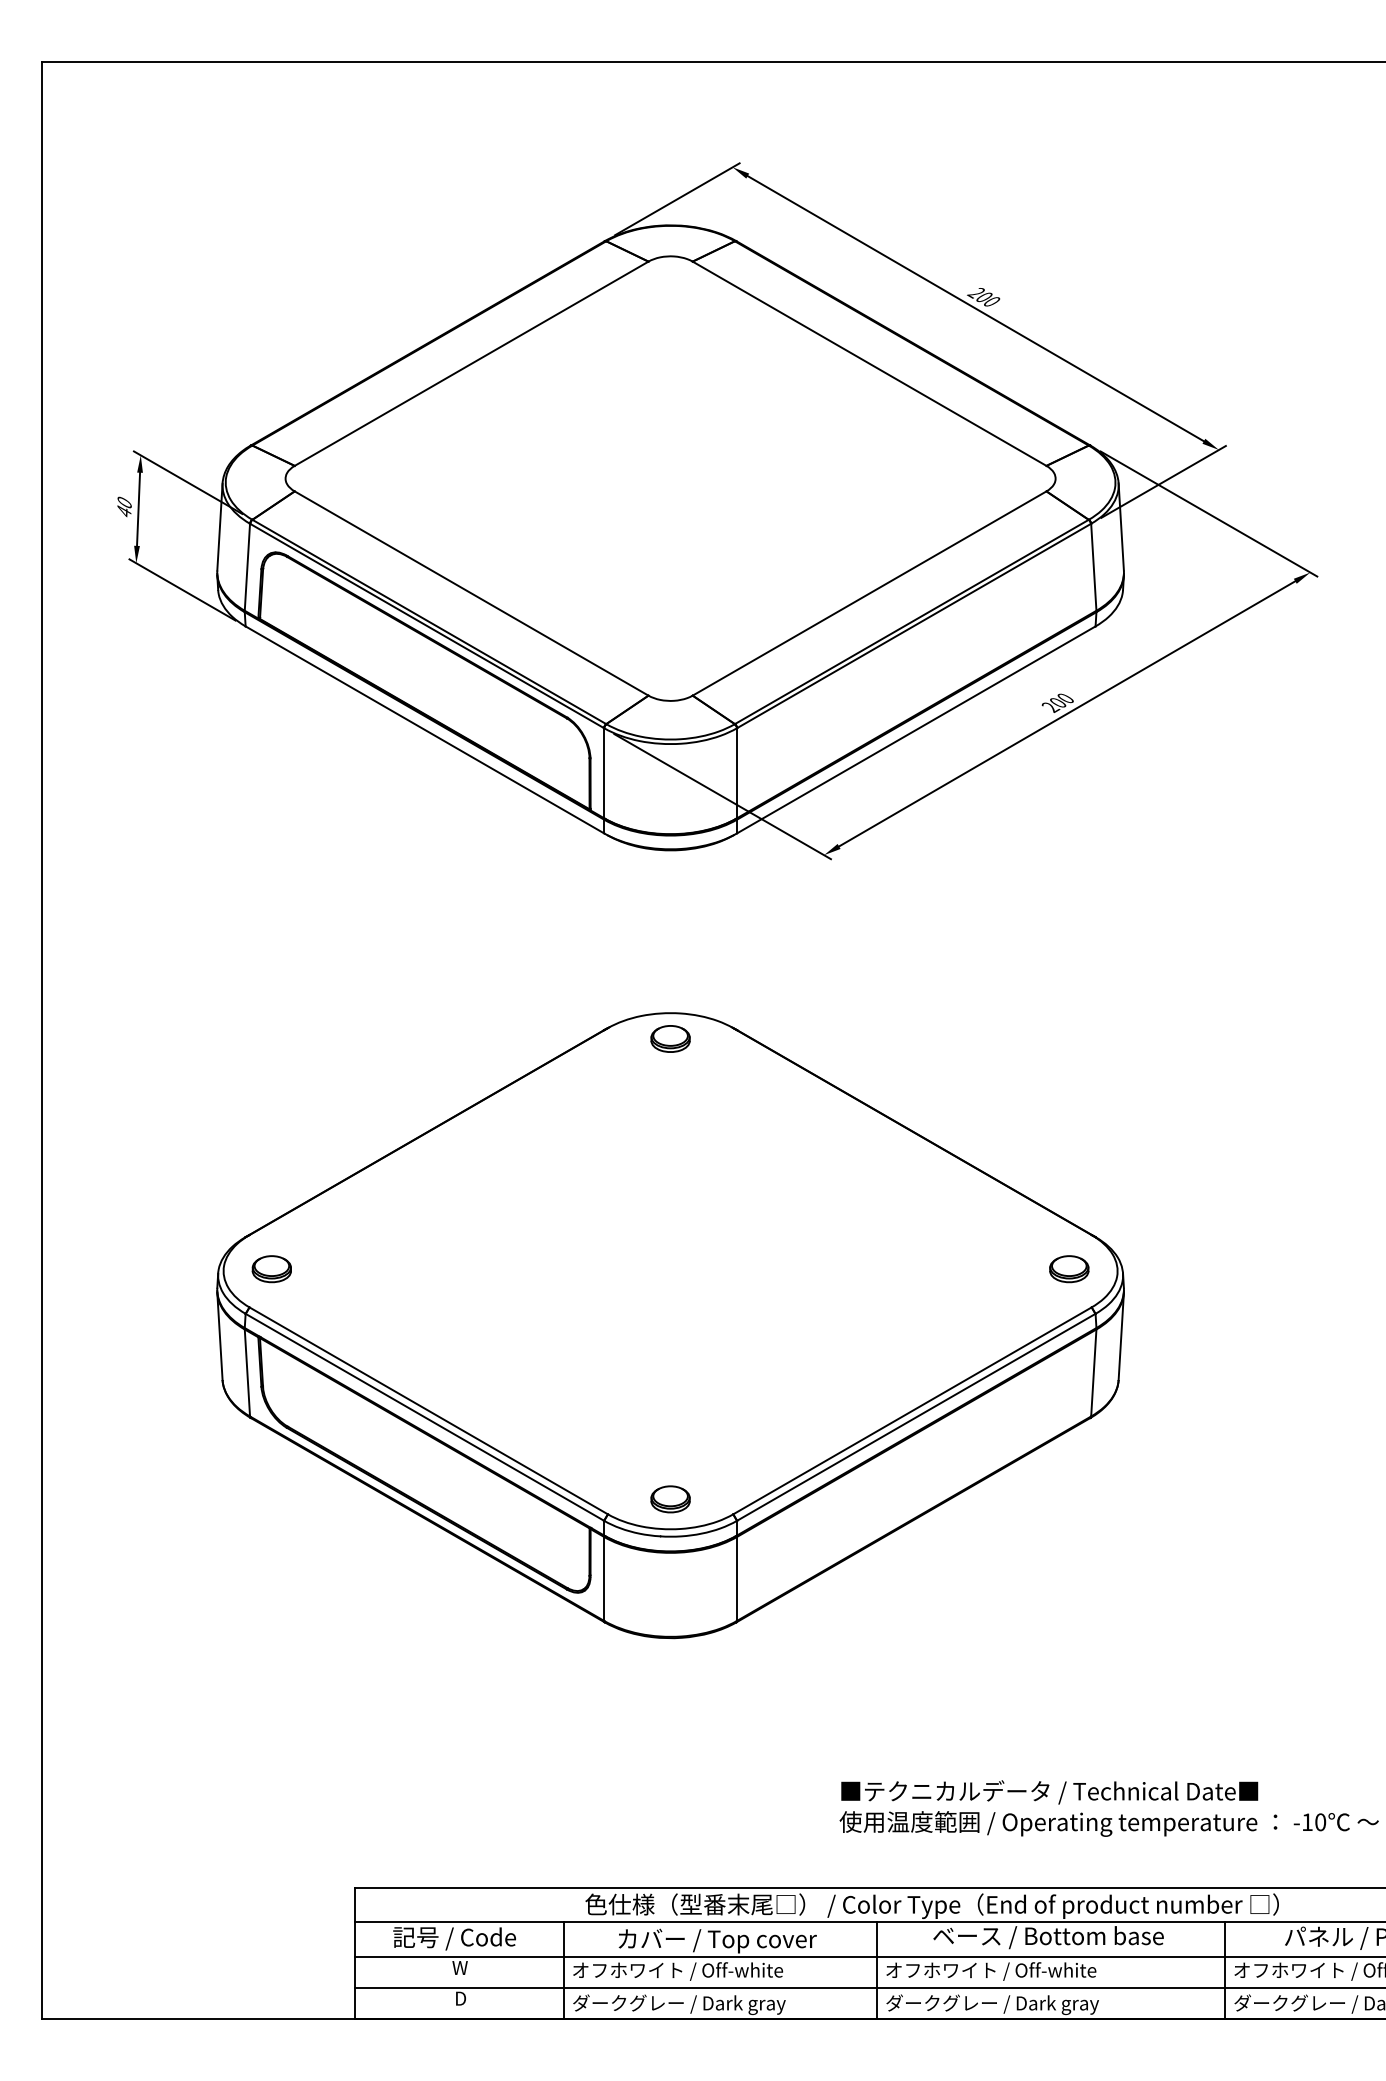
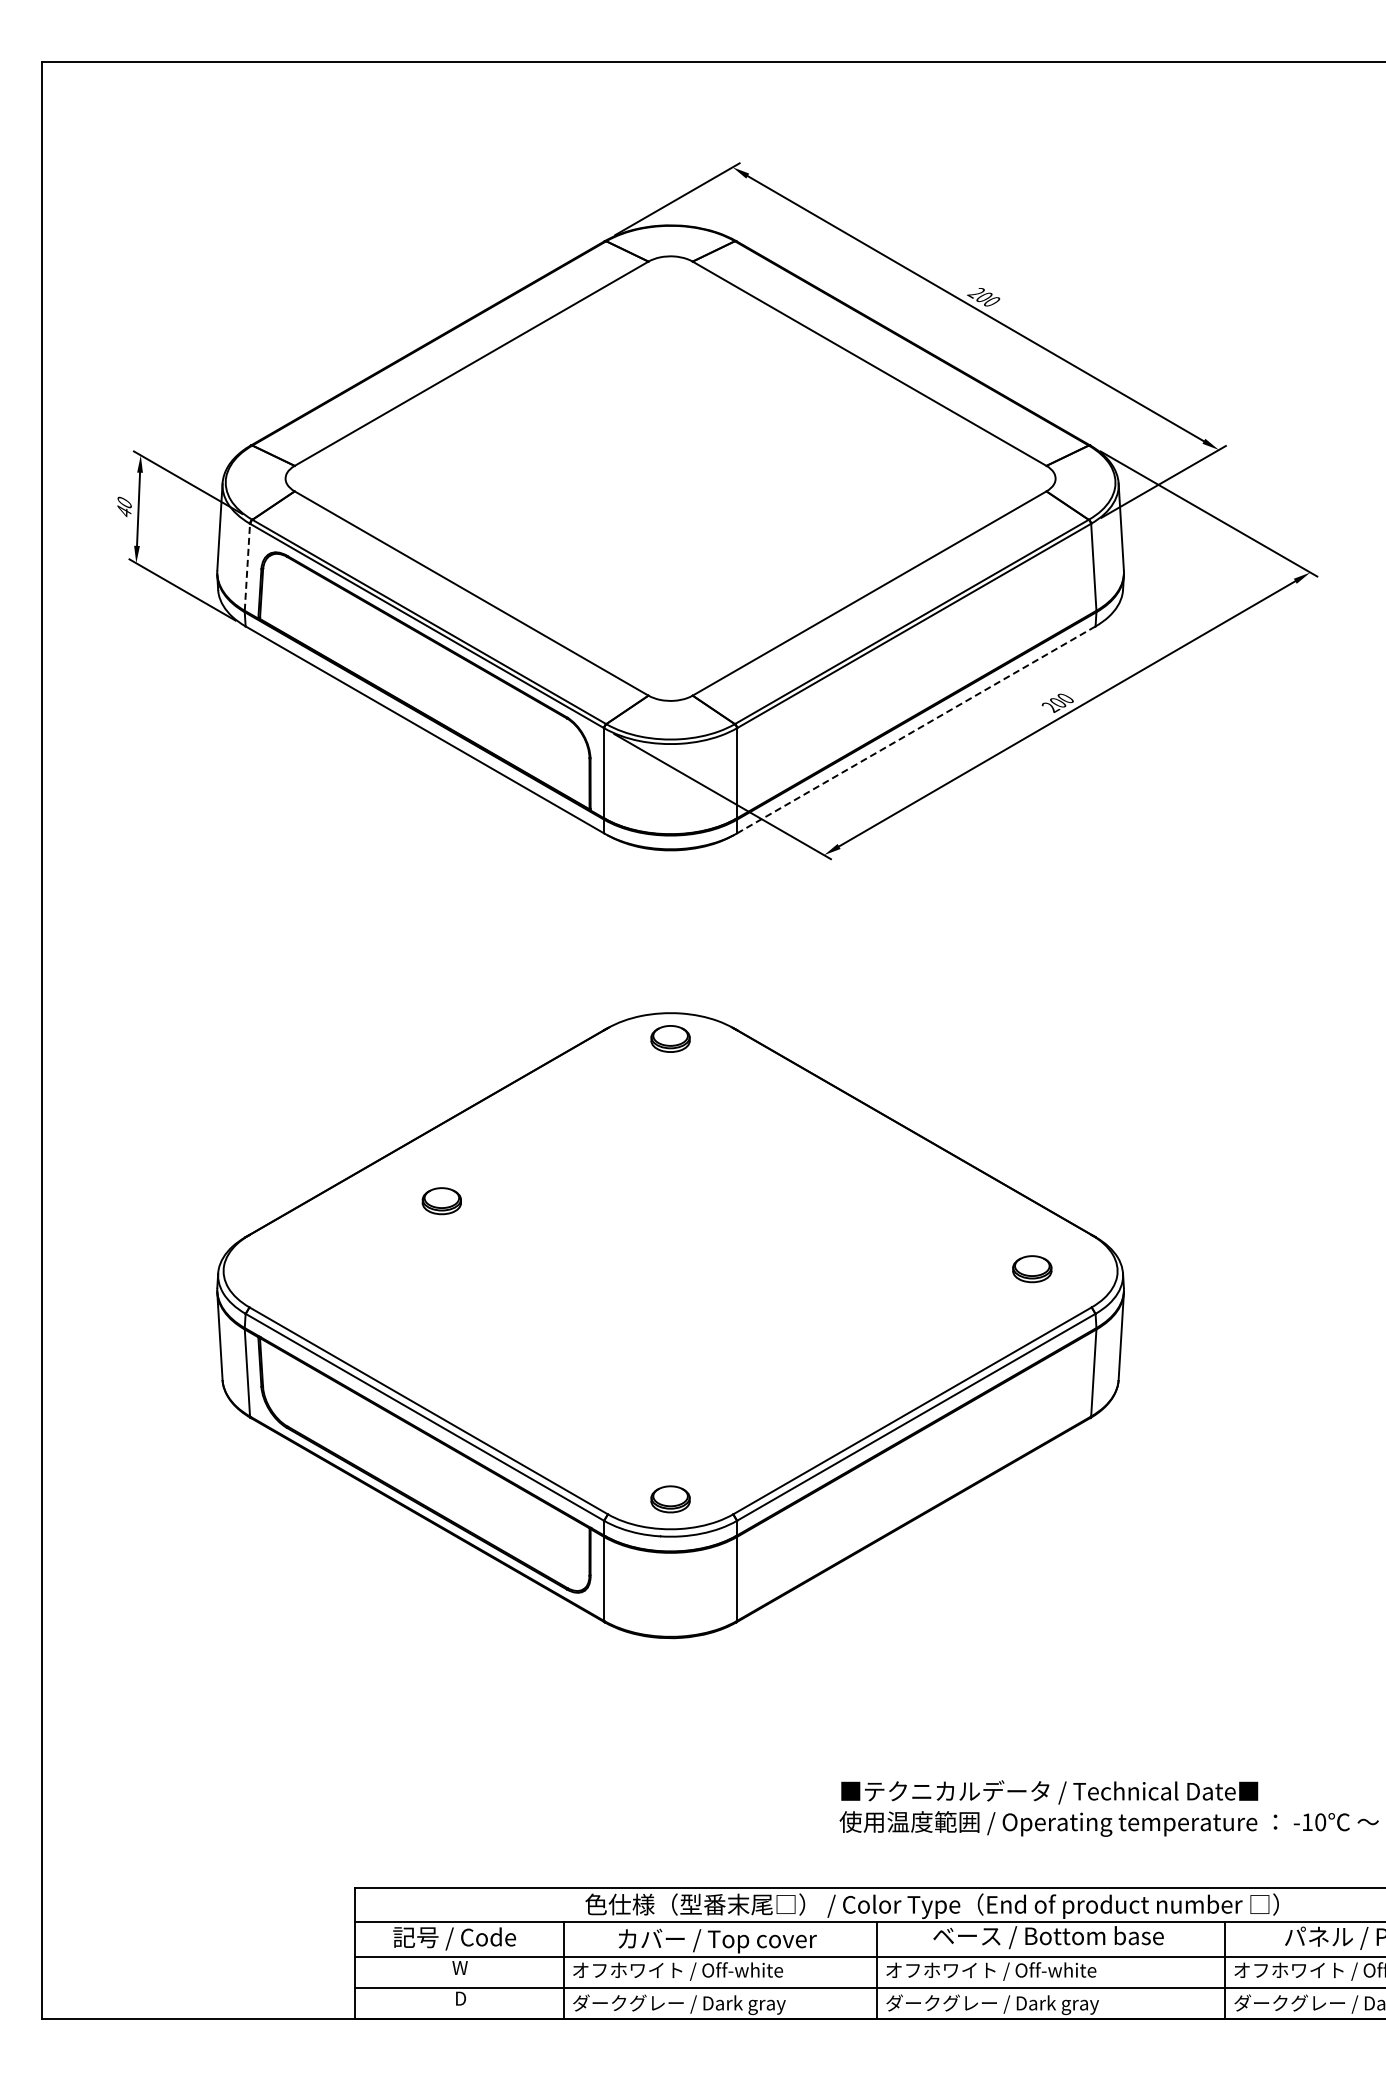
line: solid -> dashed (247, 567)
line: solid -> dashed (916, 729)
part position: (271, 1269) -> (441, 1201) (441, 1201)
part position: (1069, 1269) -> (1032, 1269) (1032, 1269)
